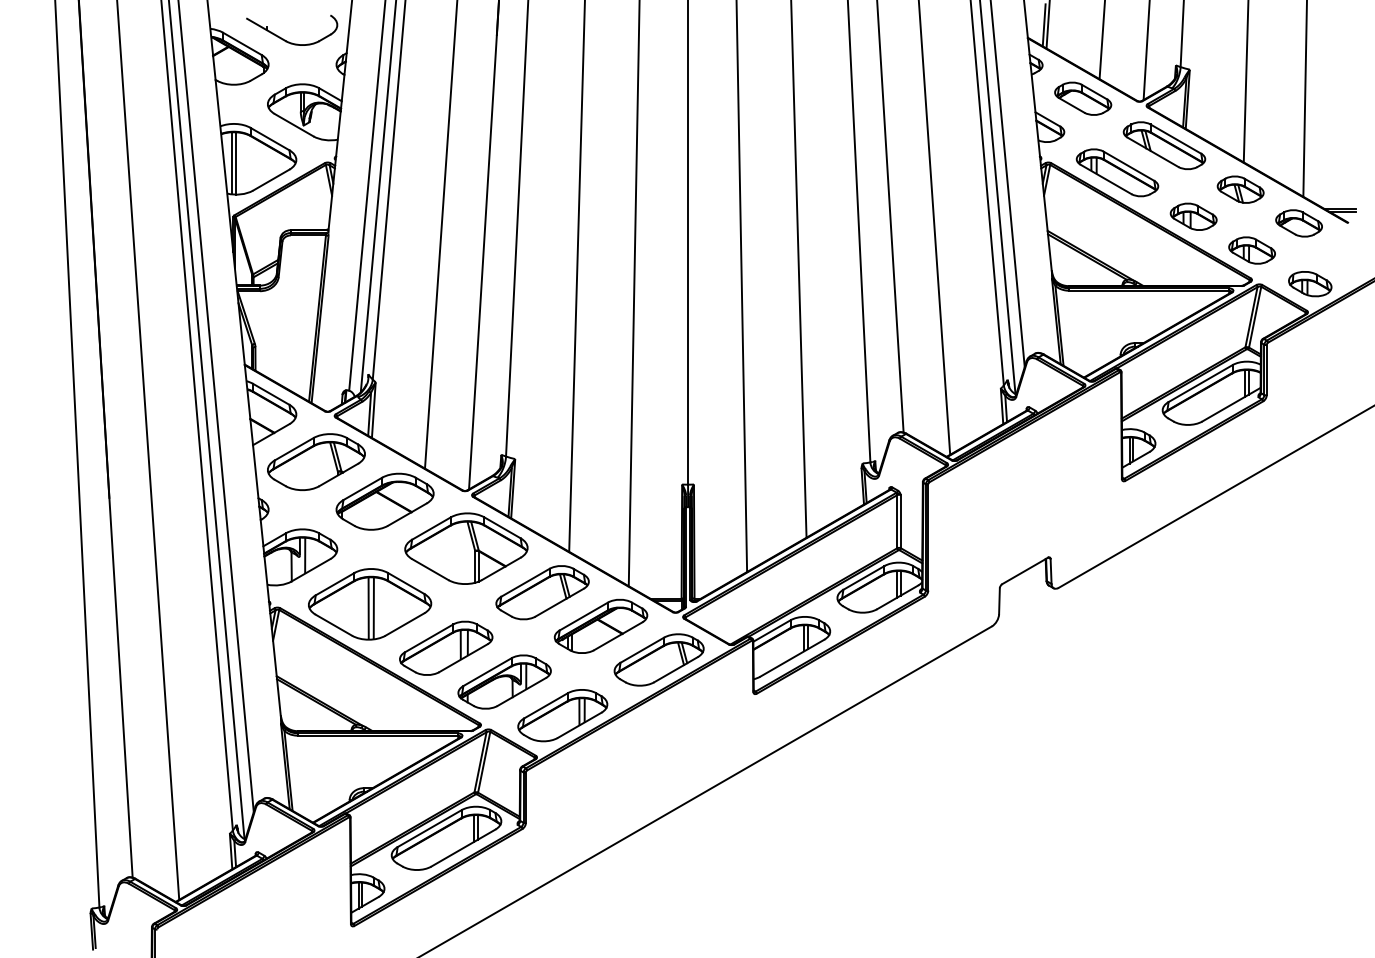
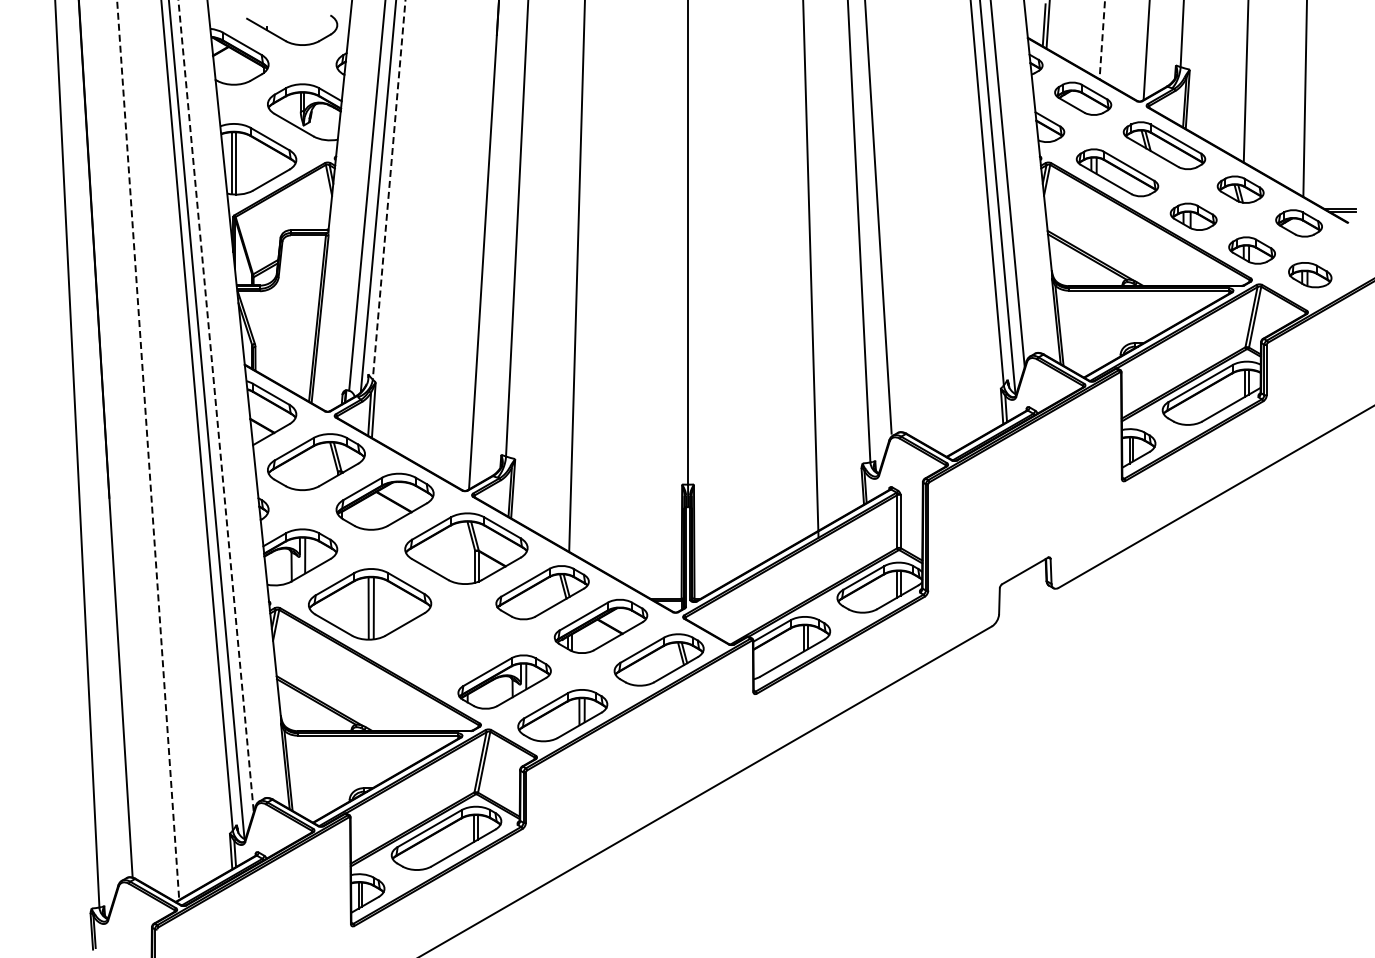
line: solid -> dashed (1102, 40)
line: solid -> dashed (389, 190)
line position: (890, 217) -> (878, 217) (878, 217)
line: present -> none (934, 228)
line: present -> none (441, 235)
line position: (798, 269) -> (810, 269) (810, 269)
part position: (1310, 284) -> (1310, 275) (1310, 275)
line: present -> none (741, 287)
line: present -> none (633, 294)
line: solid -> dashed (216, 406)
line: solid -> dashed (148, 450)
part: present -> none (446, 647)
